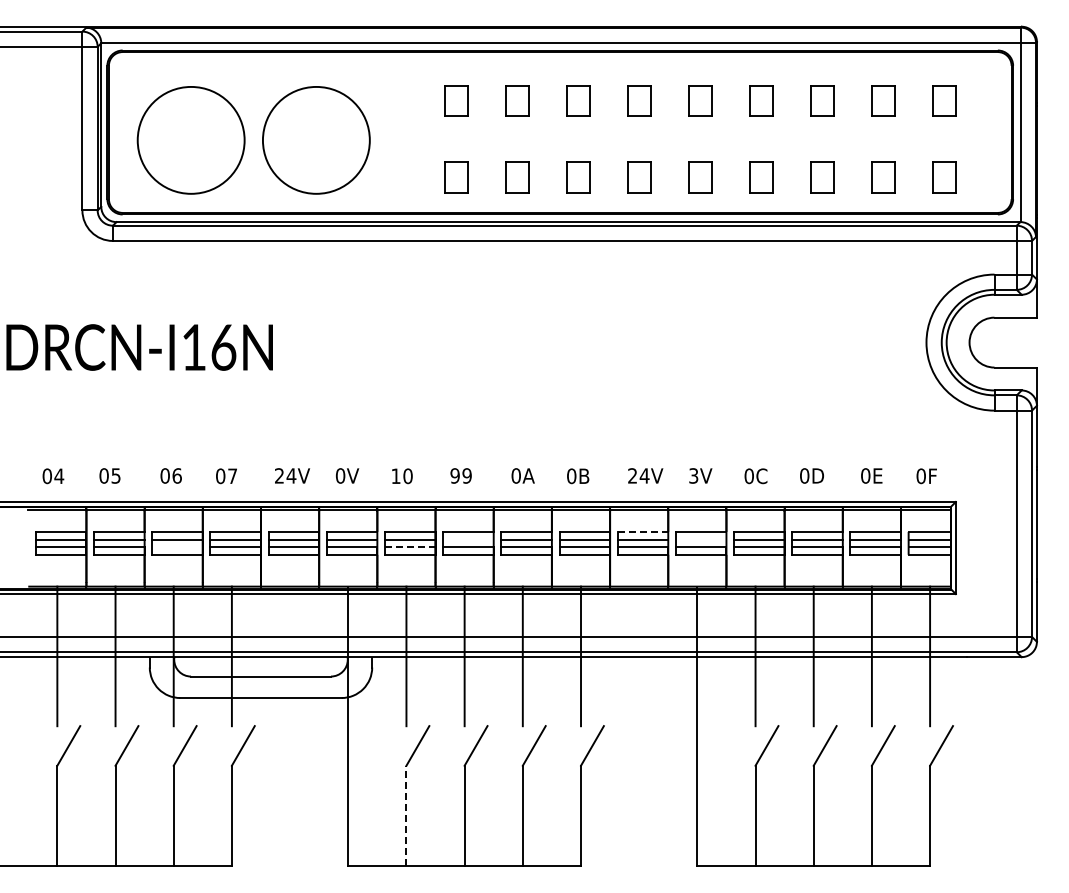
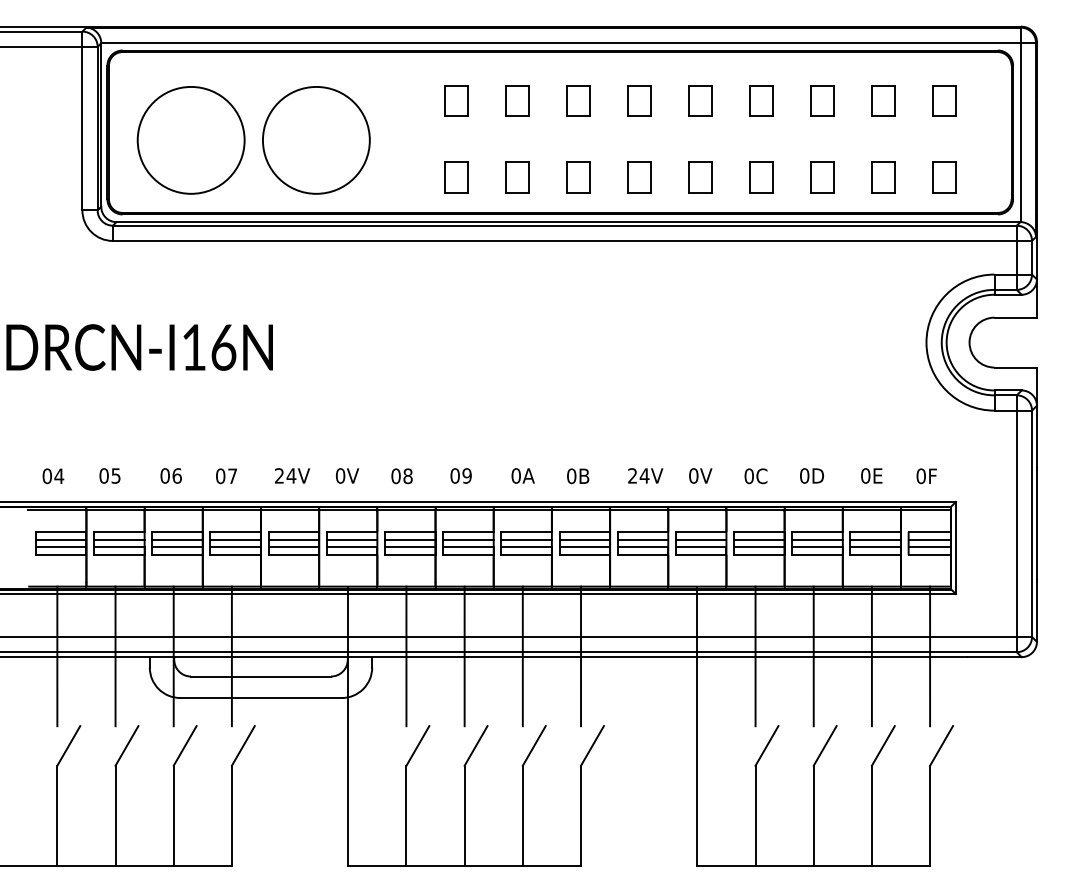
text: 99 -> 09 (454, 475)
text: 3V -> 0V (693, 475)
text: 10 -> 08 (401, 476)
line: dashed -> solid (643, 531)
line: none -> present (468, 539)
line: none -> present (700, 539)
line: none -> present (177, 547)
line: dashed -> solid (410, 547)
line: dashed -> solid (406, 815)
